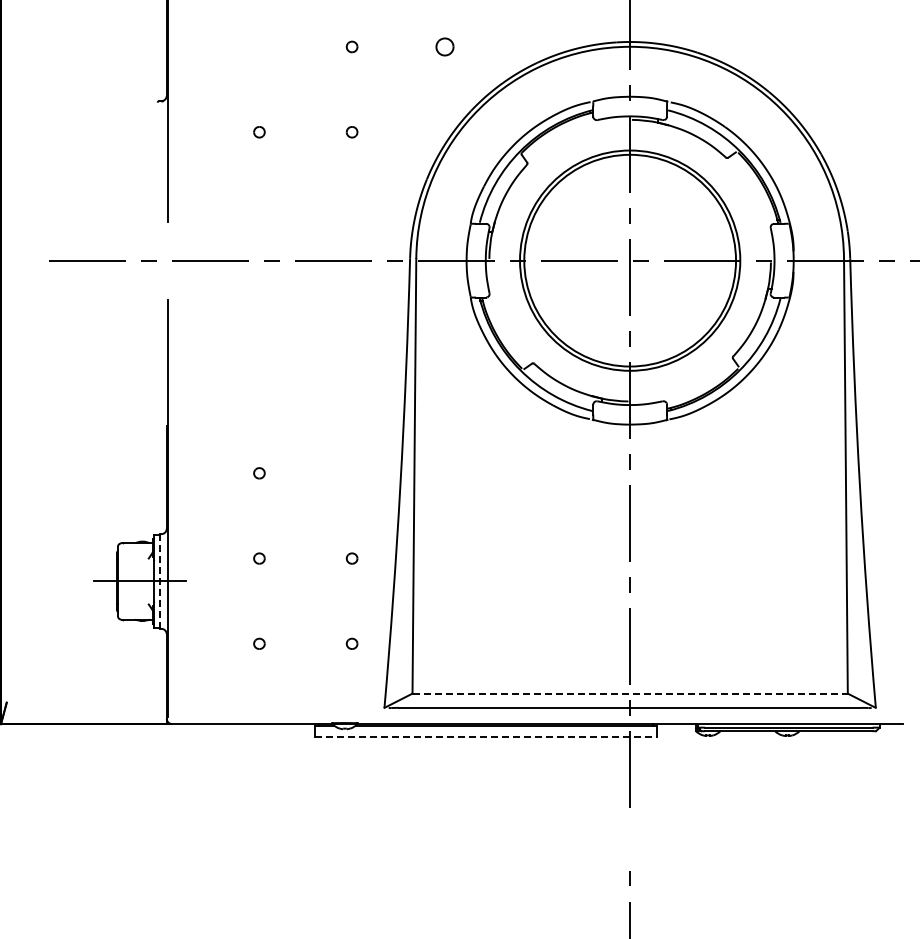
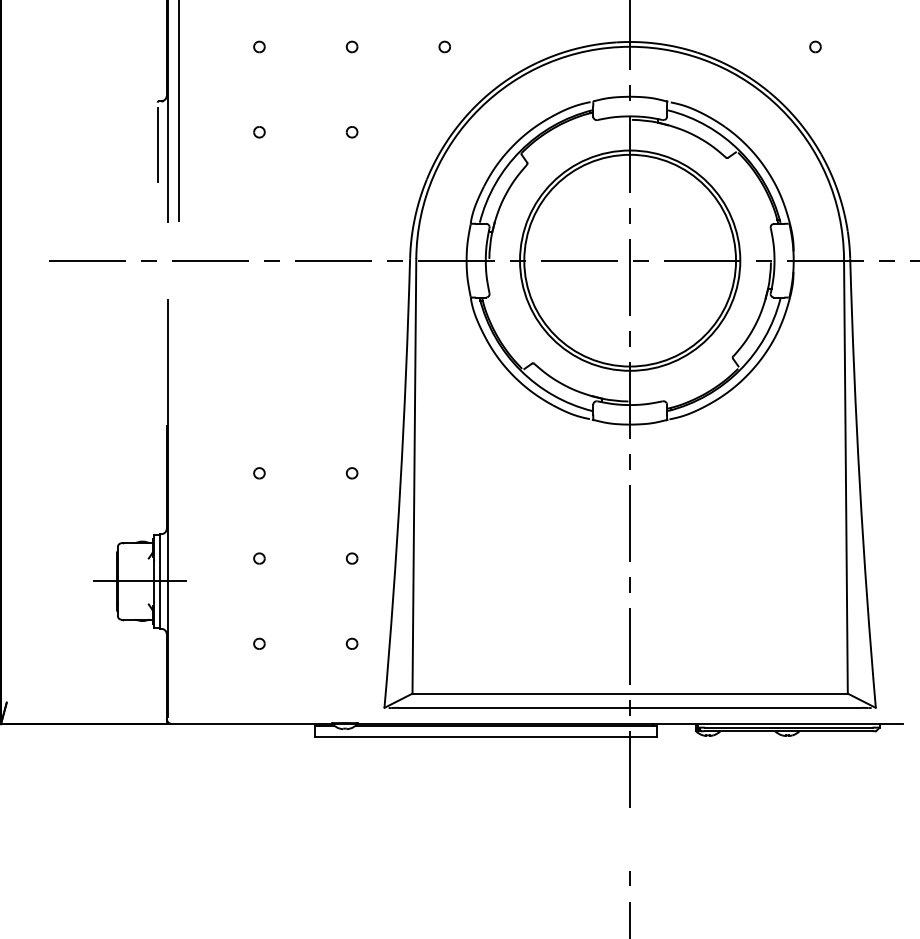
part: none -> present (259, 46)
part size: 20x20 px -> 13x14 px (444, 46)
part: none -> present (815, 46)
line: none -> present (179, 111)
line: none -> present (157, 145)
part: none -> present (351, 473)
line: dashed -> solid (159, 582)
line: dashed -> solid (630, 693)
line: dashed -> solid (486, 736)
